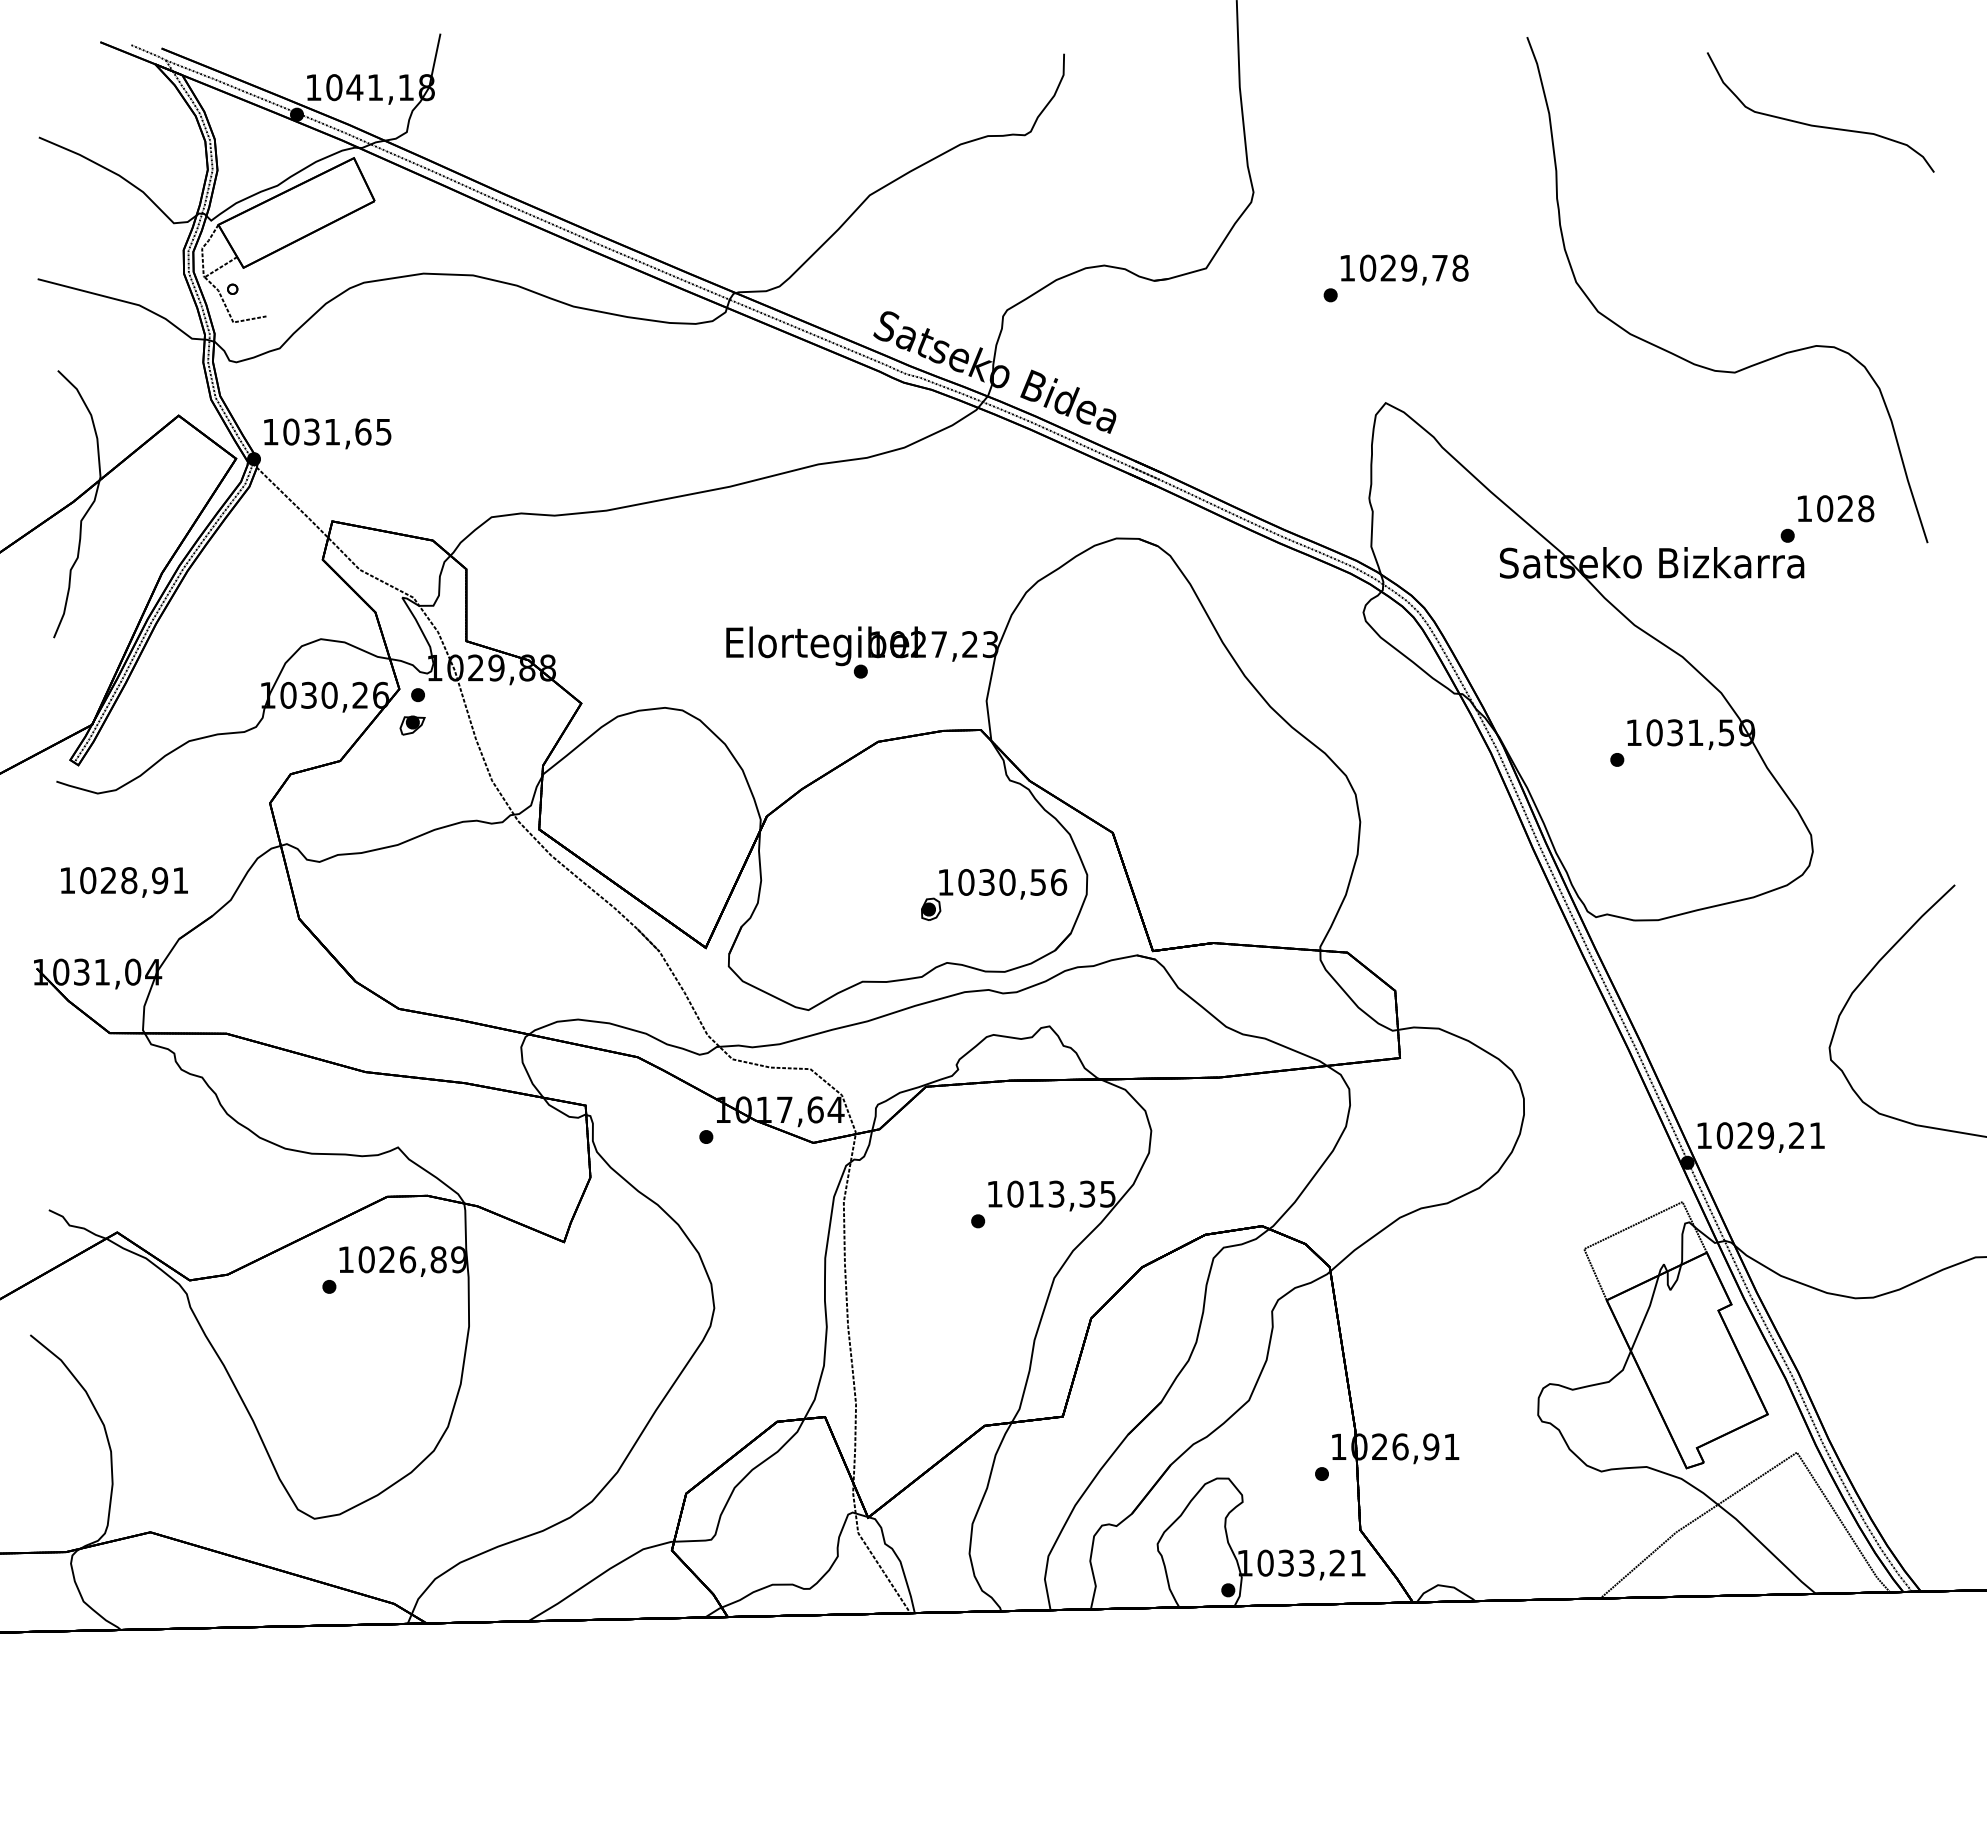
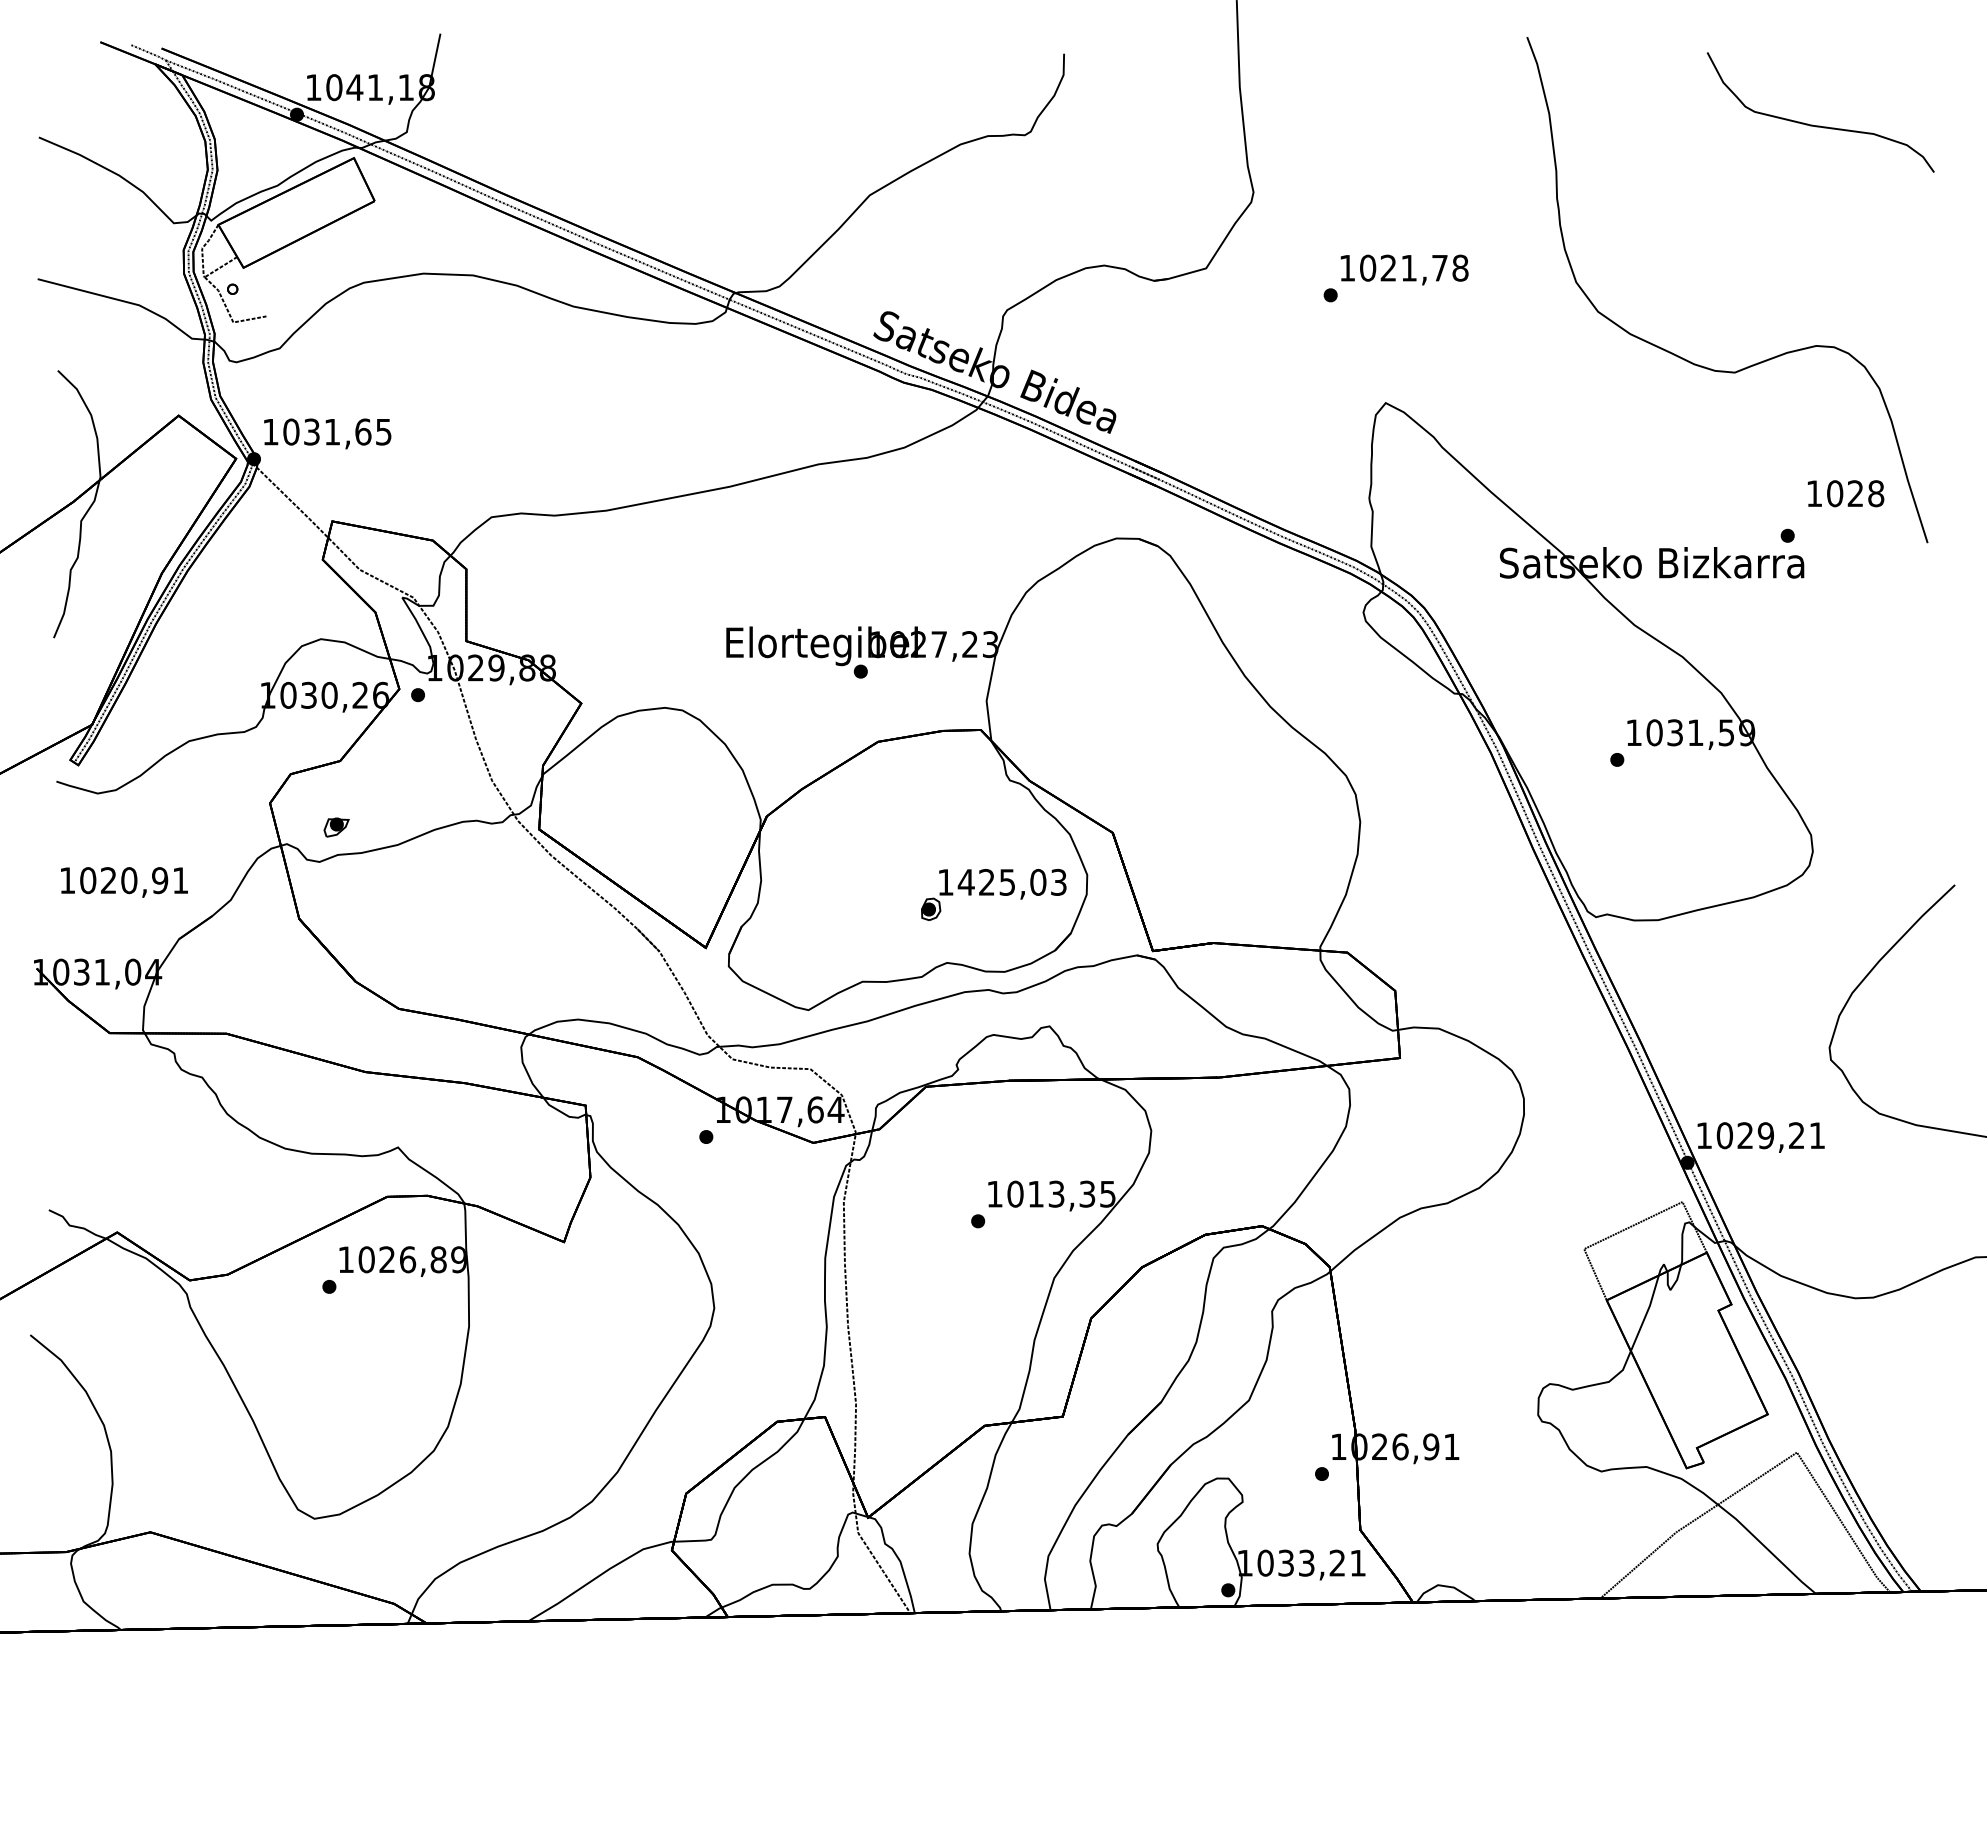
text: 1029,78 -> 1021,78 (1409, 267)
text position: (1836, 508) -> (1846, 493) (1846, 493)
part position: (412, 725) -> (336, 827) (336, 827)
text: 1028,91 -> 1020,91 (129, 880)
text: 1030,56 -> 1425,03 (1012, 881)
